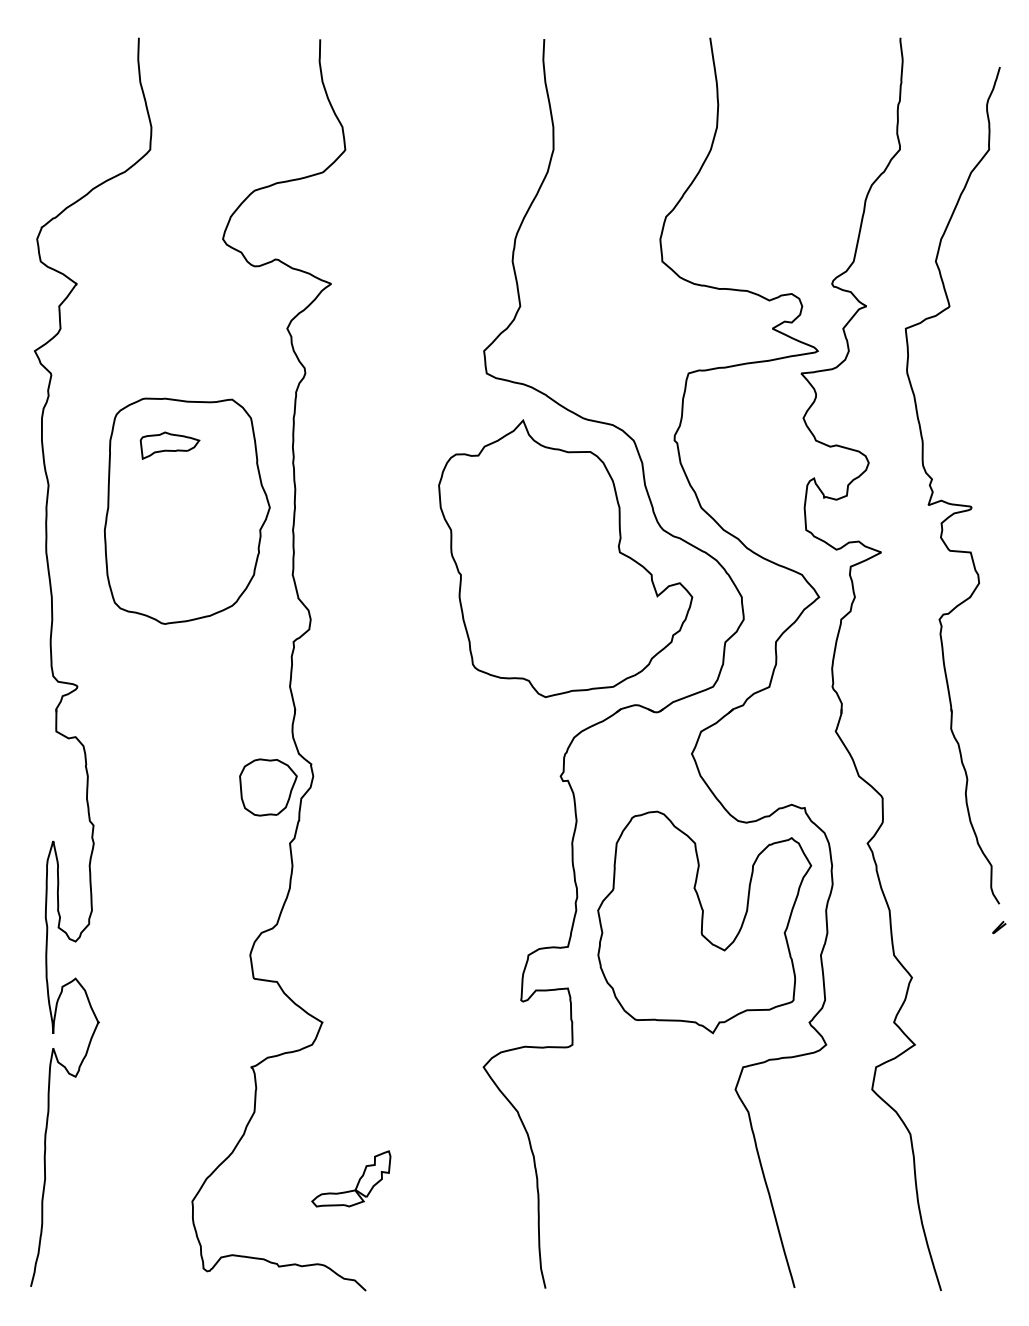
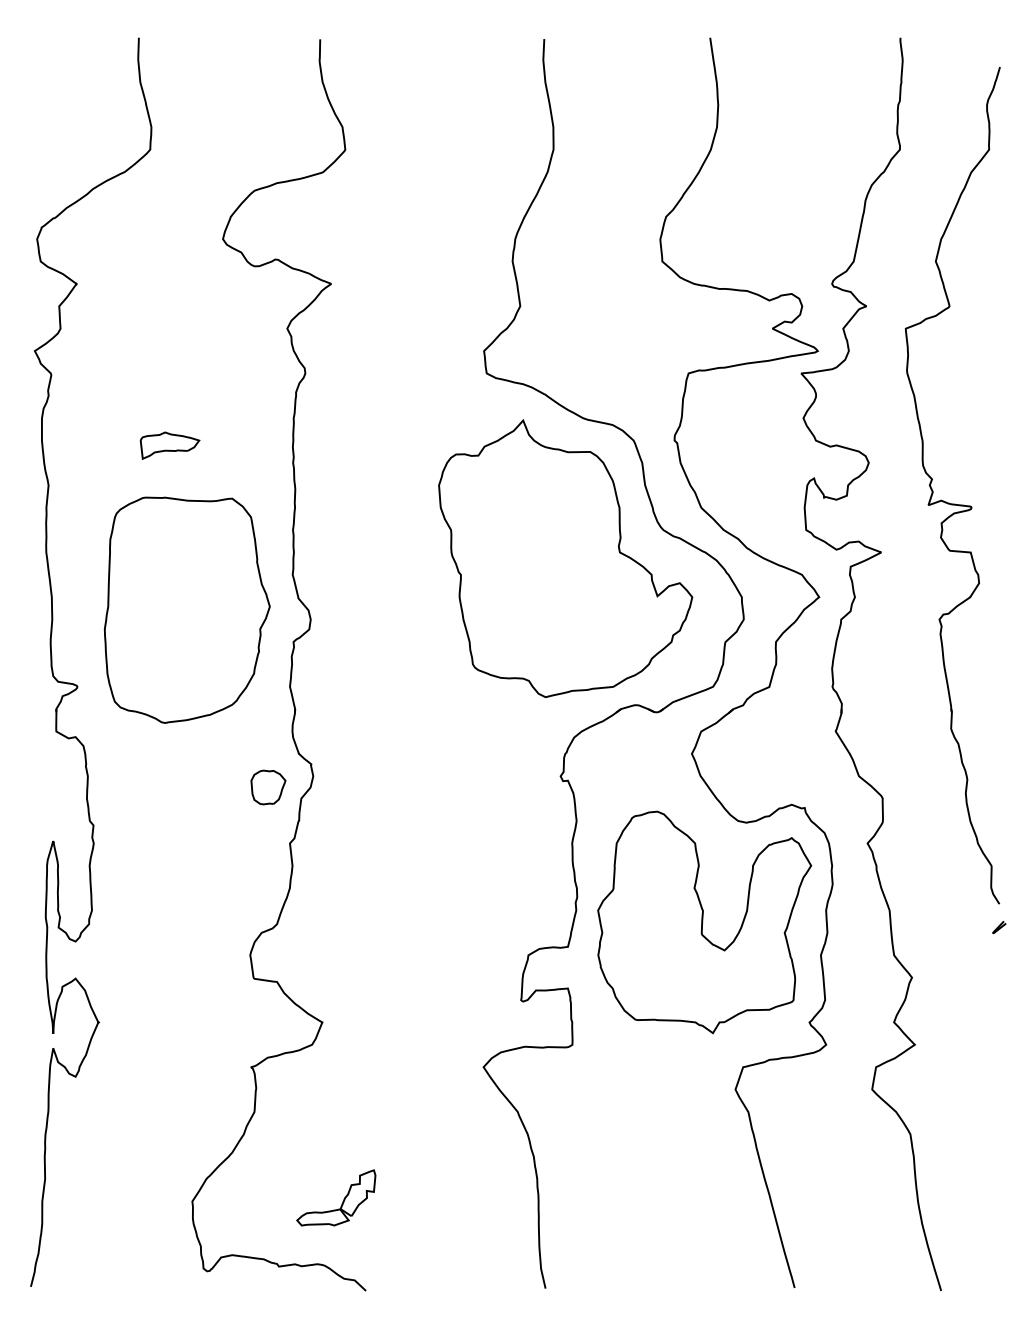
part position: (186, 510) -> (186, 609) (186, 609)
part size: 59x59 px -> 37x37 px (268, 787)
part position: (357, 1182) -> (342, 1201) (342, 1201)
